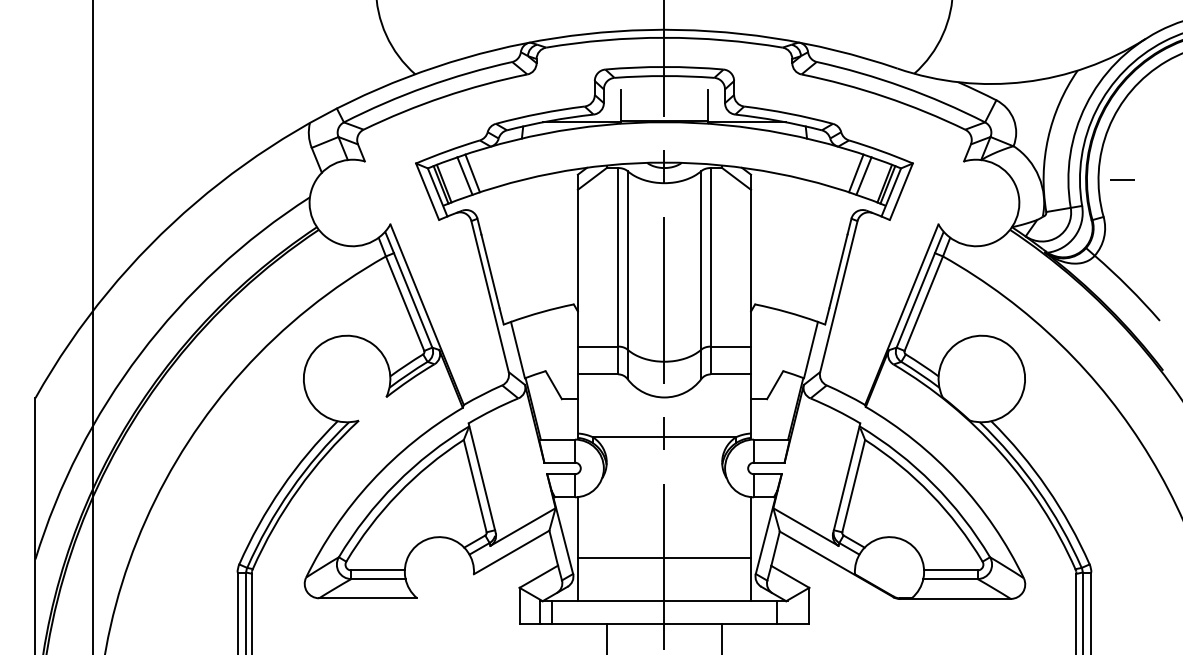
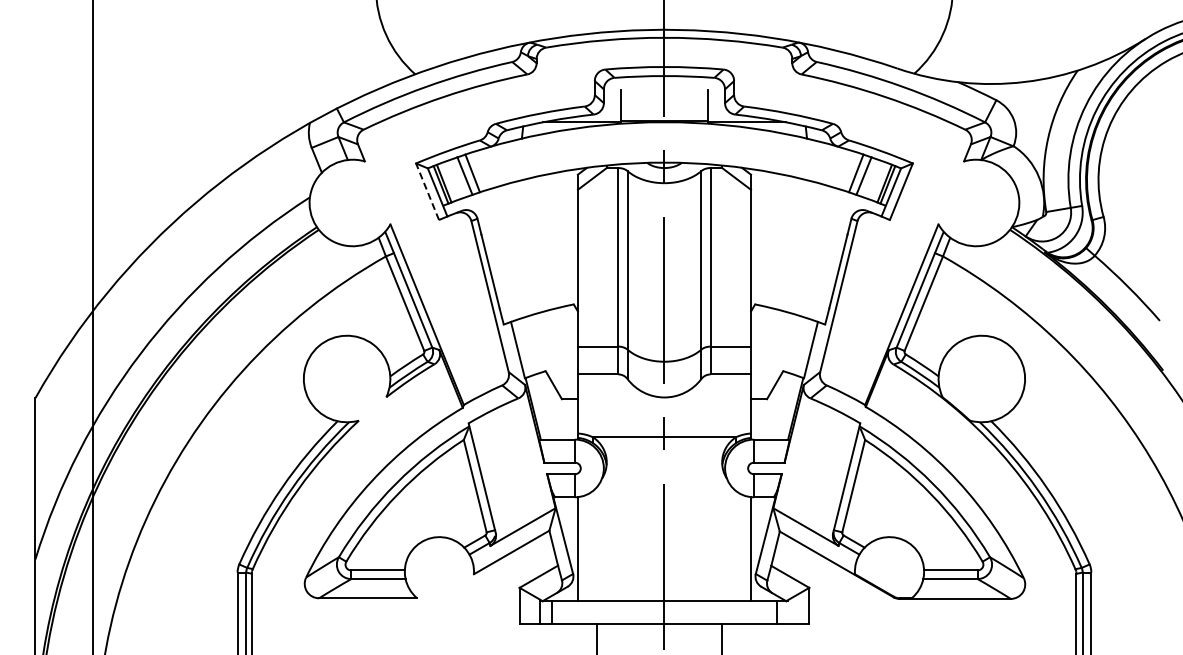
line: present -> none (1122, 179)
line: solid -> dashed (427, 191)
line: present -> none (664, 558)
line position: (606, 637) -> (596, 637) (596, 637)
